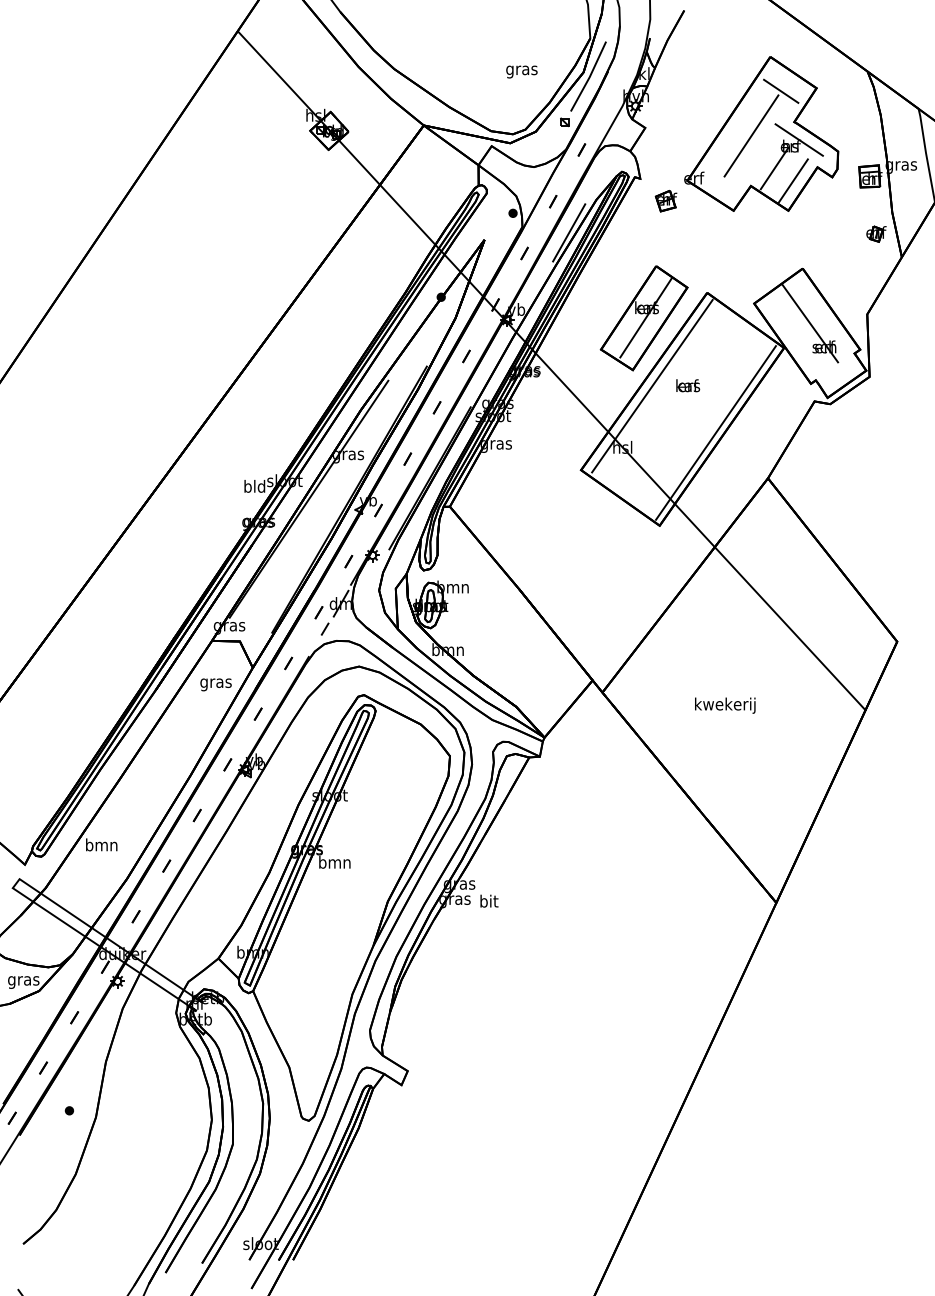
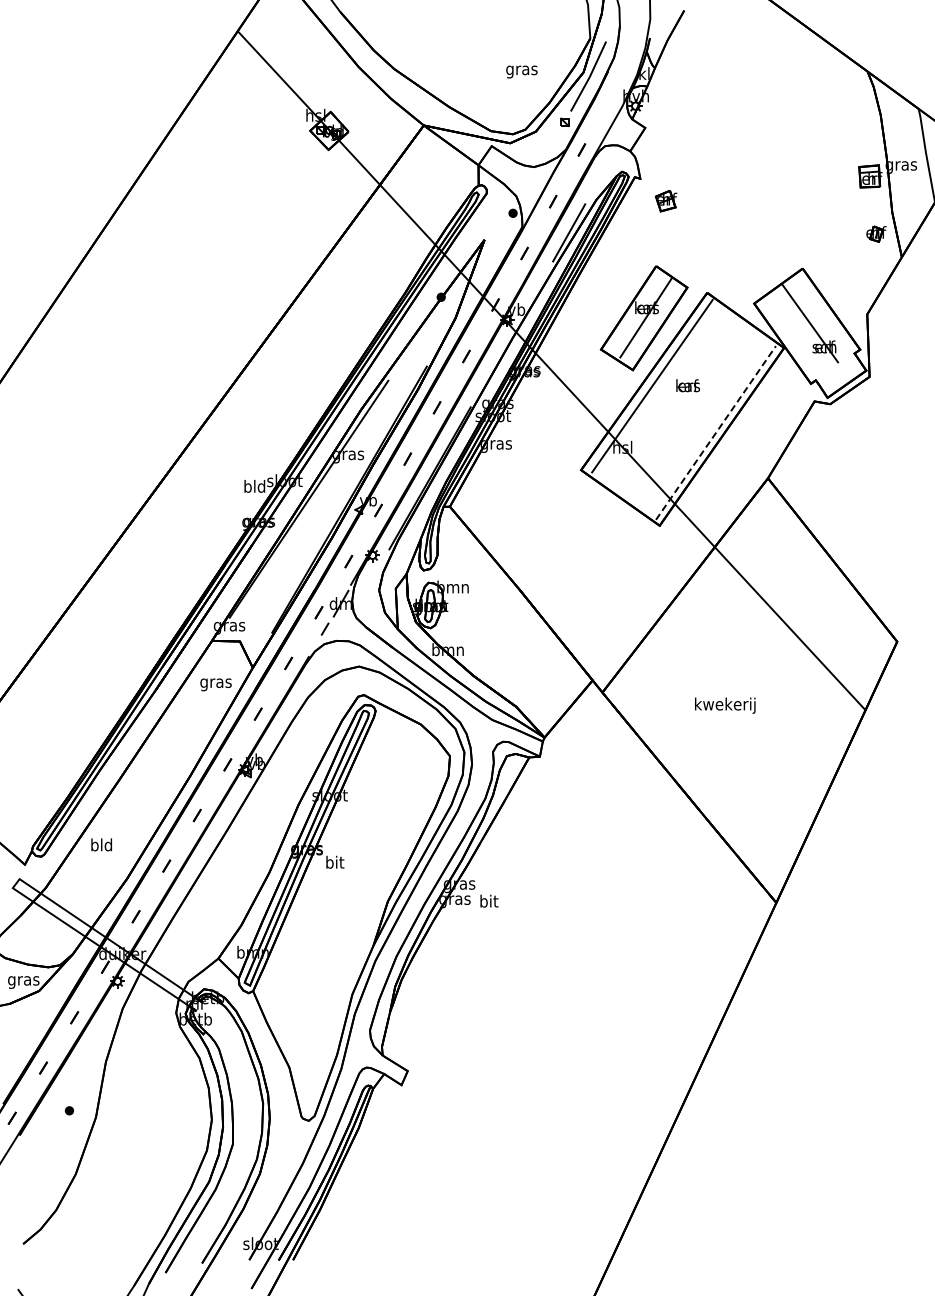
part: present -> none (761, 133)
line: solid -> dashed (715, 432)
text: bmn -> bld (101, 844)
text: bmn -> bit (334, 861)
